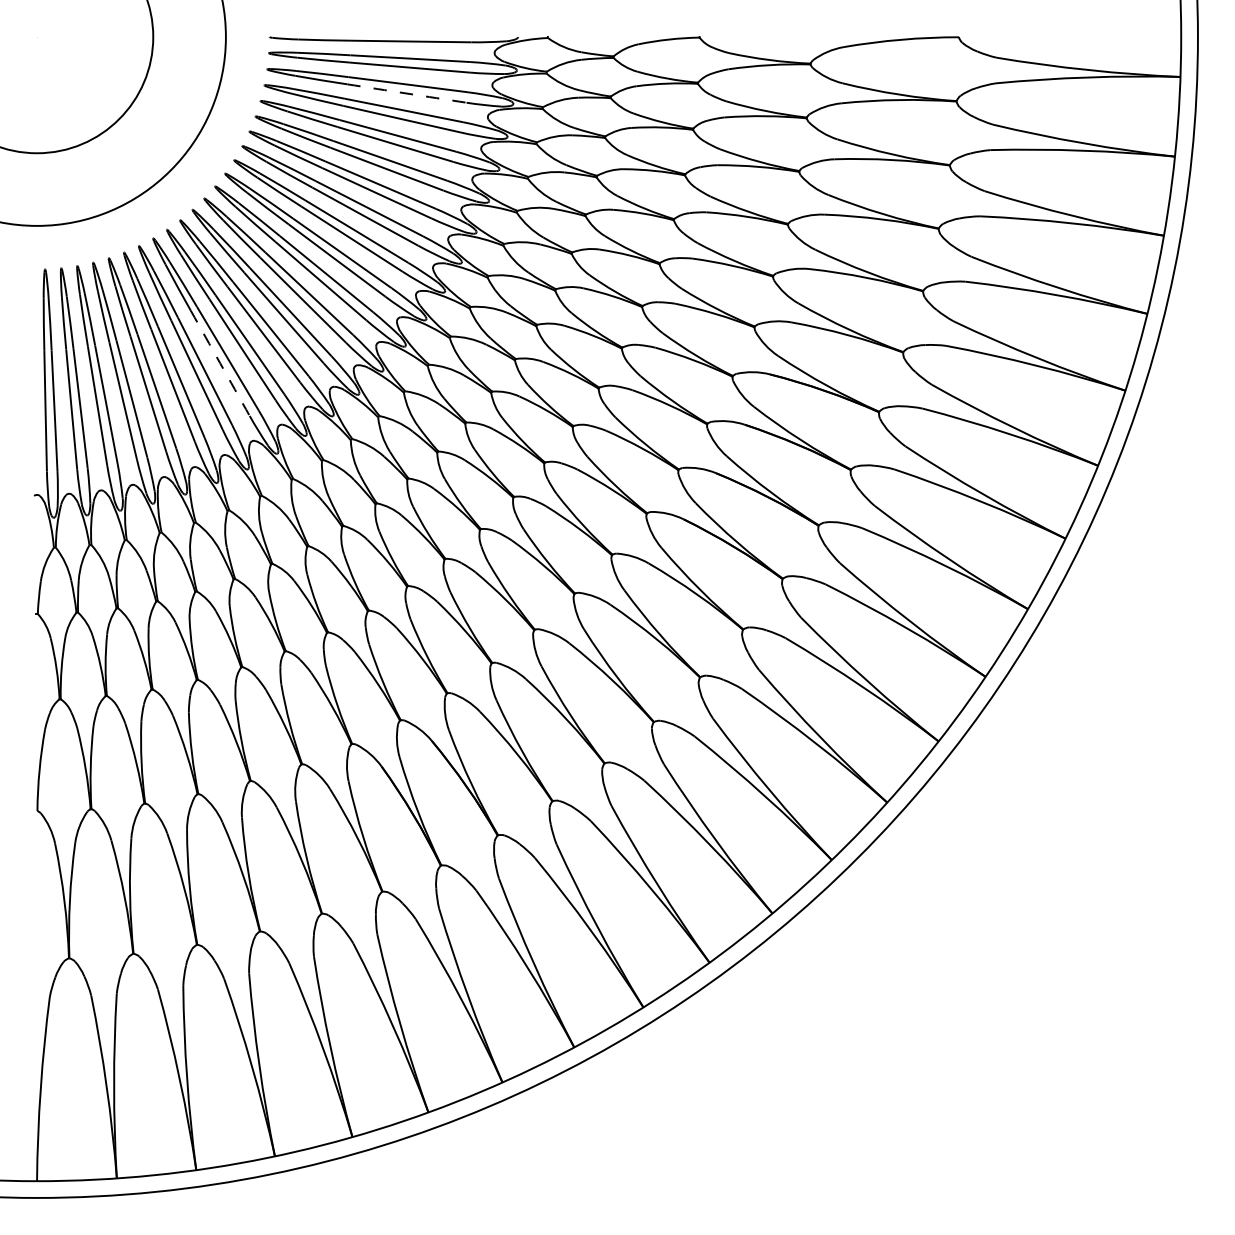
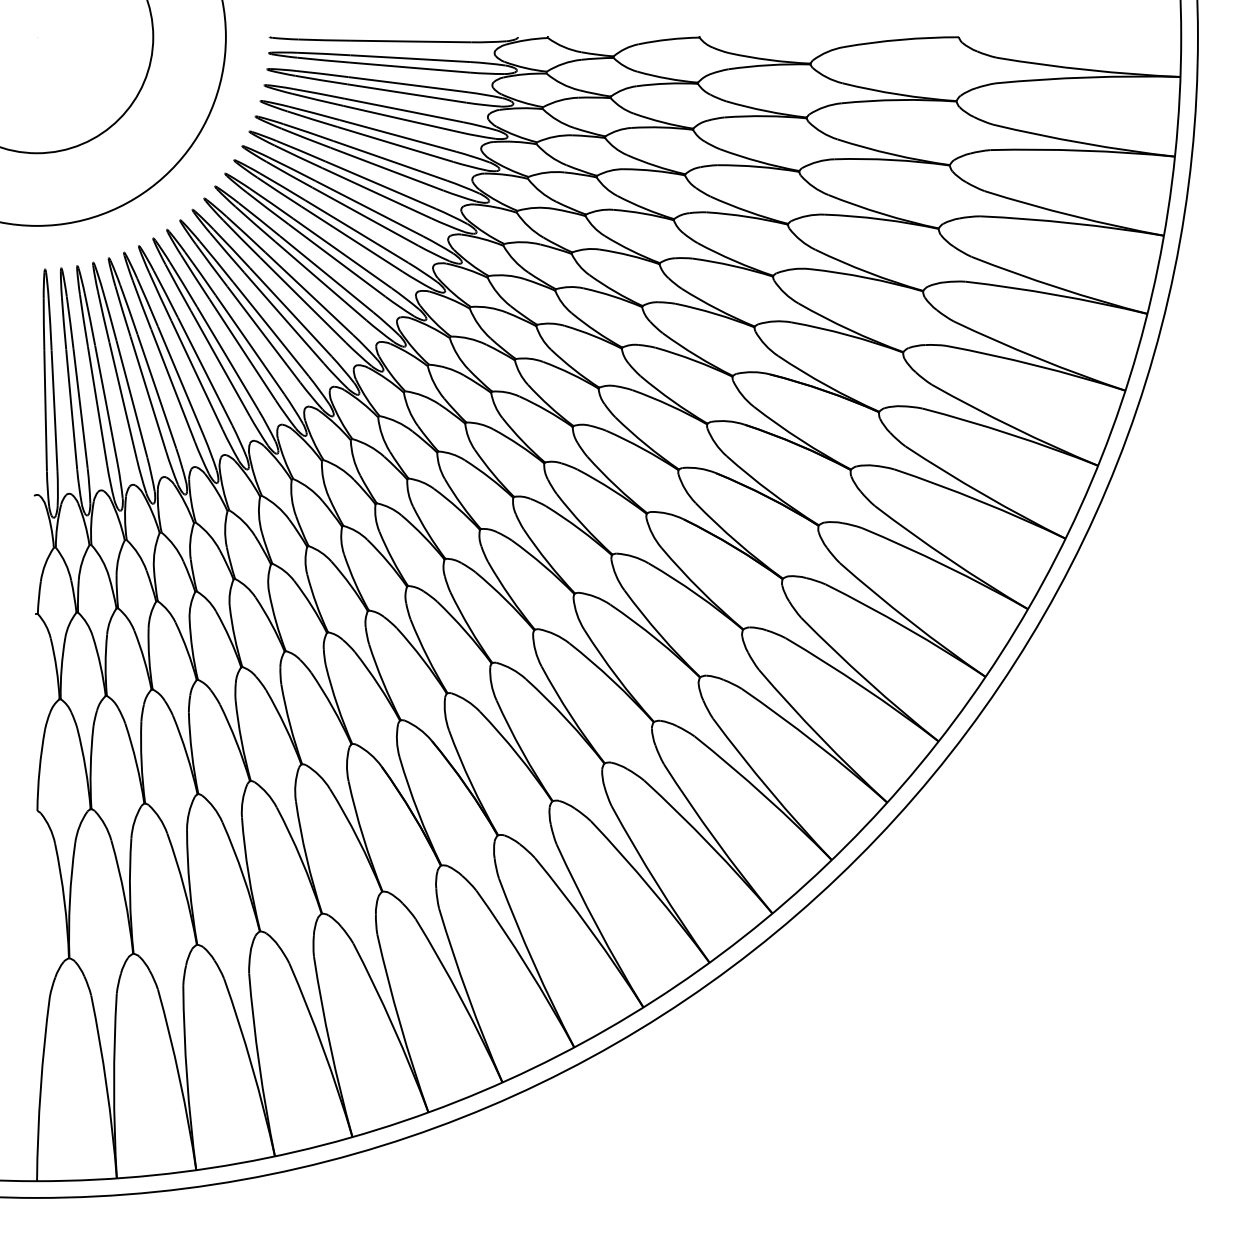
arc: dashed -> solid (406, 93)
arc: dashed -> solid (220, 363)
